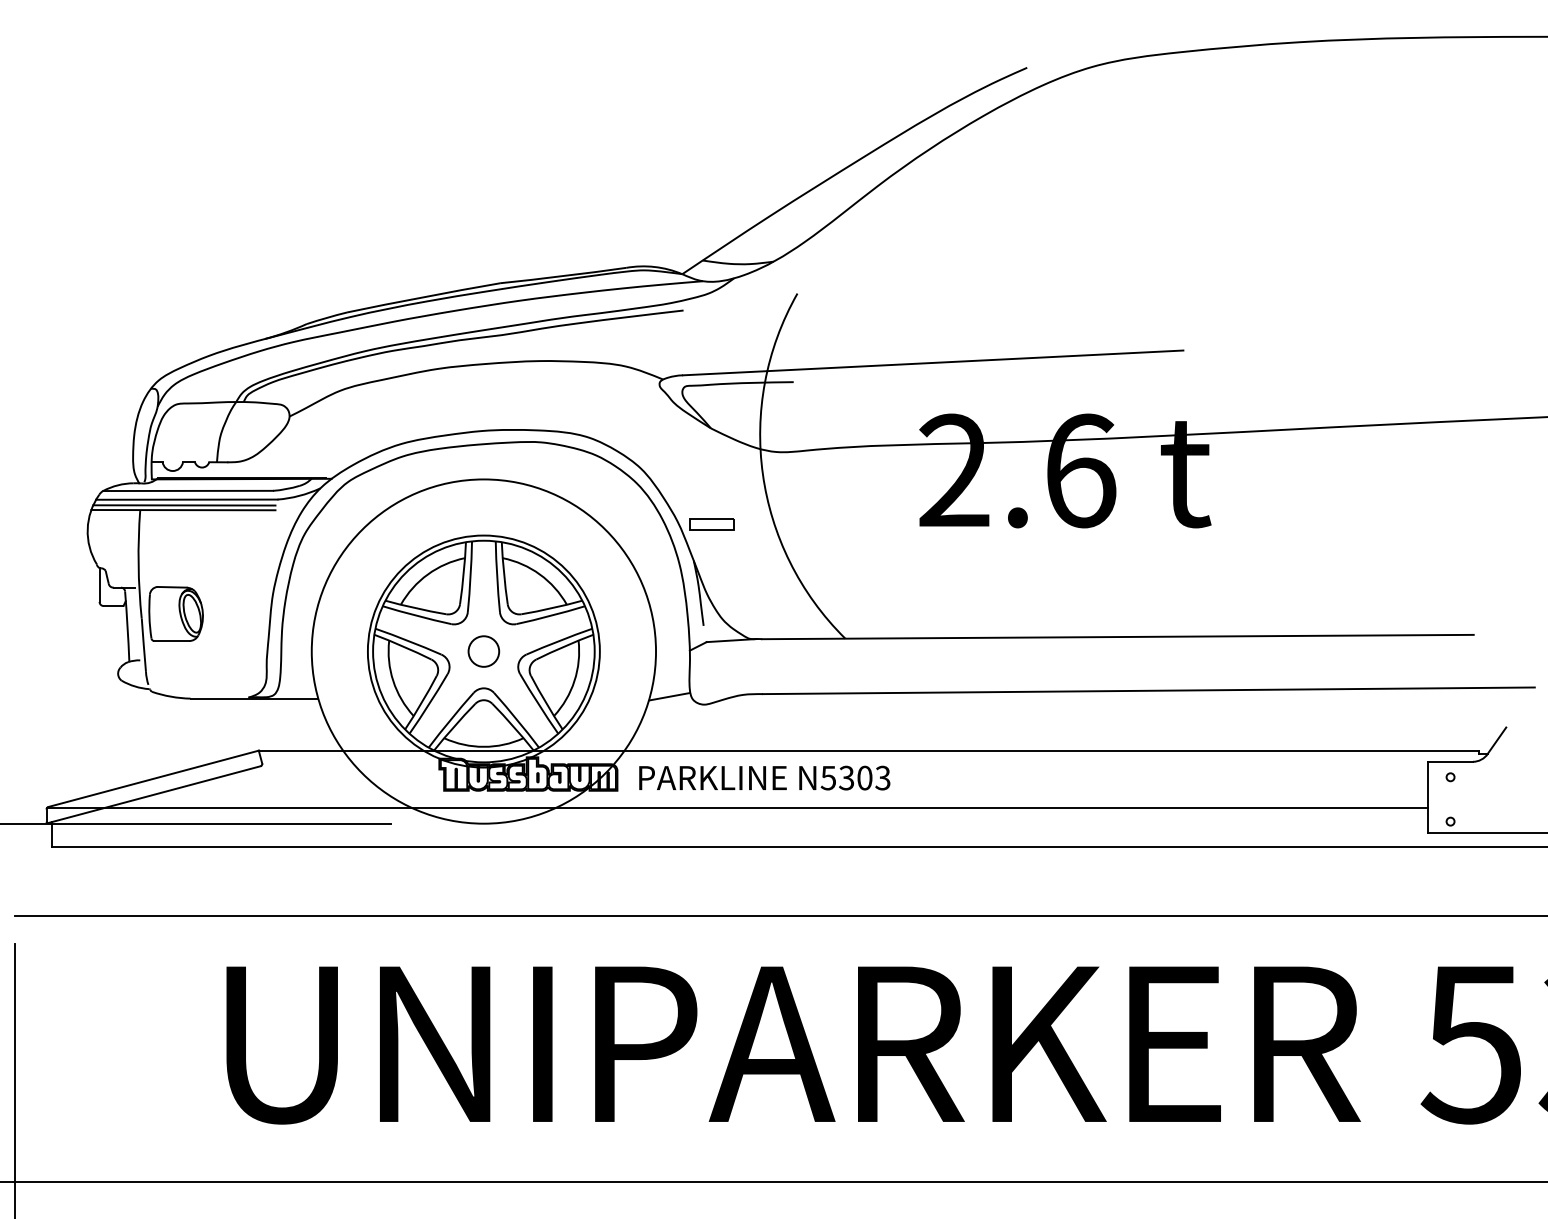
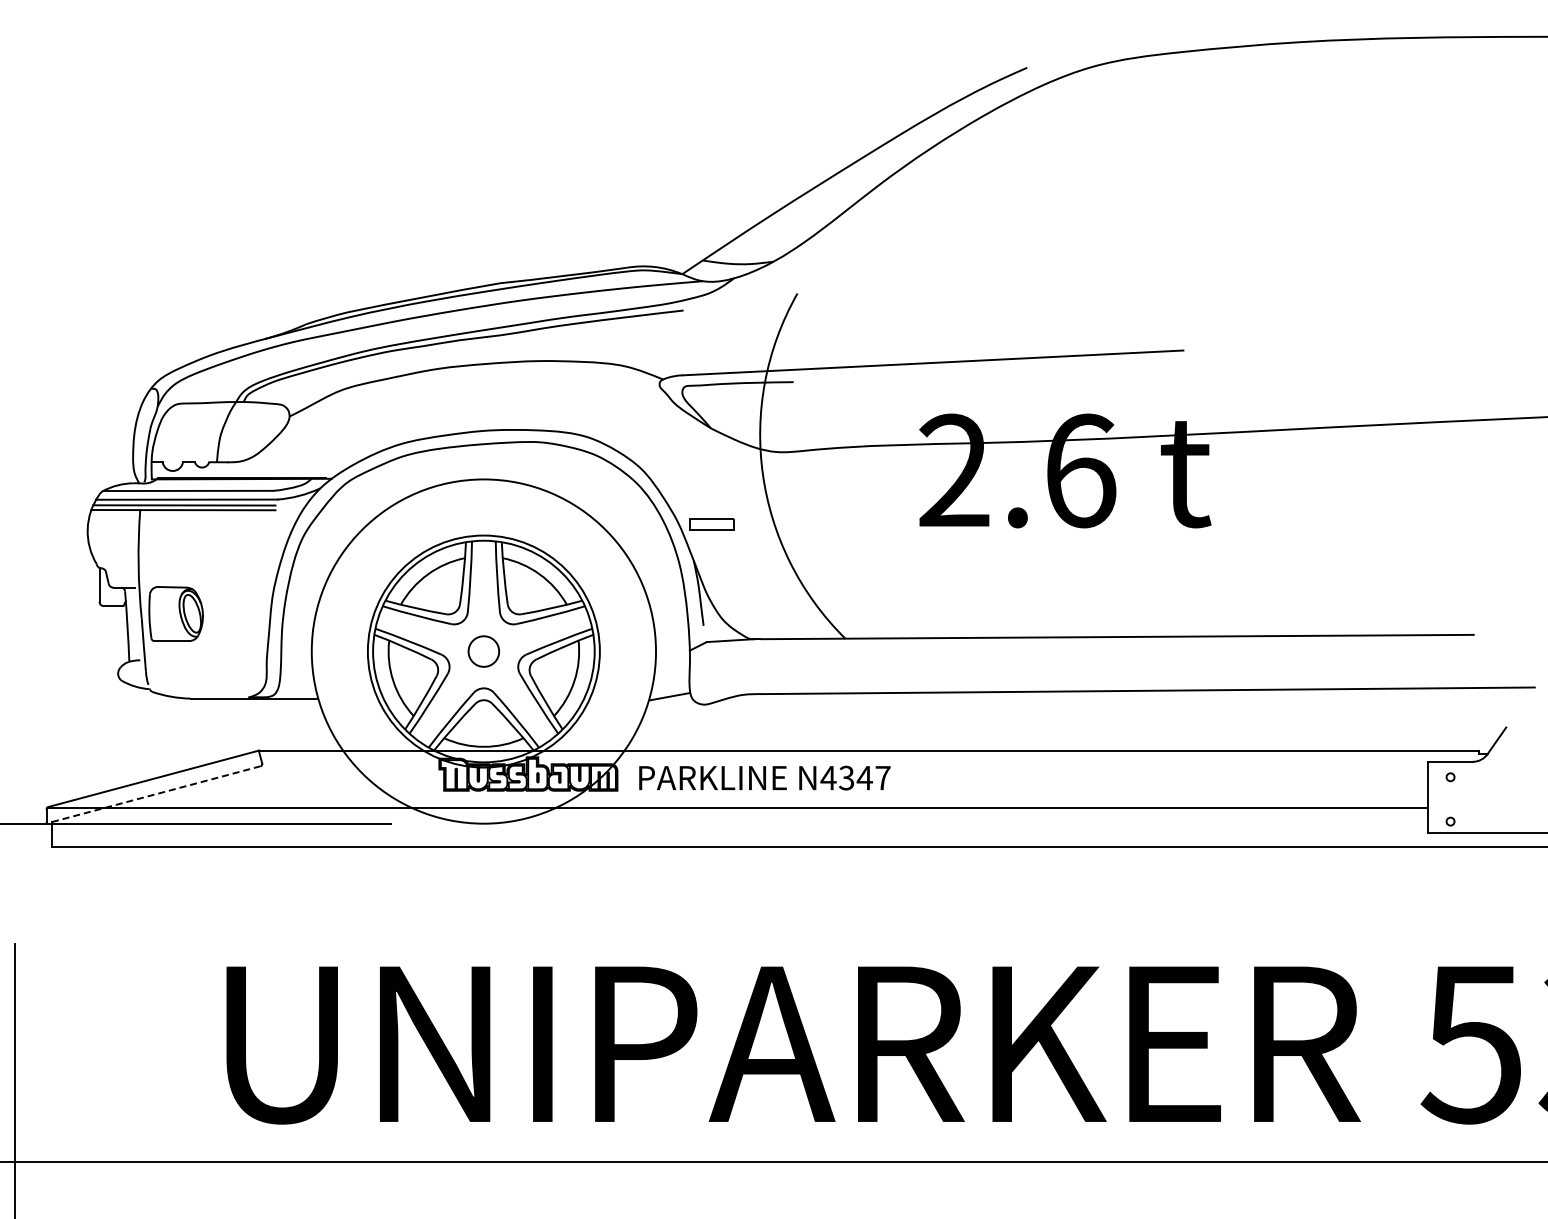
text: N5303 -> N4347 (855, 777)
line: solid -> dashed (154, 794)
line: present -> none (779, 916)
line position: (773, 1182) -> (773, 1162) (773, 1162)
